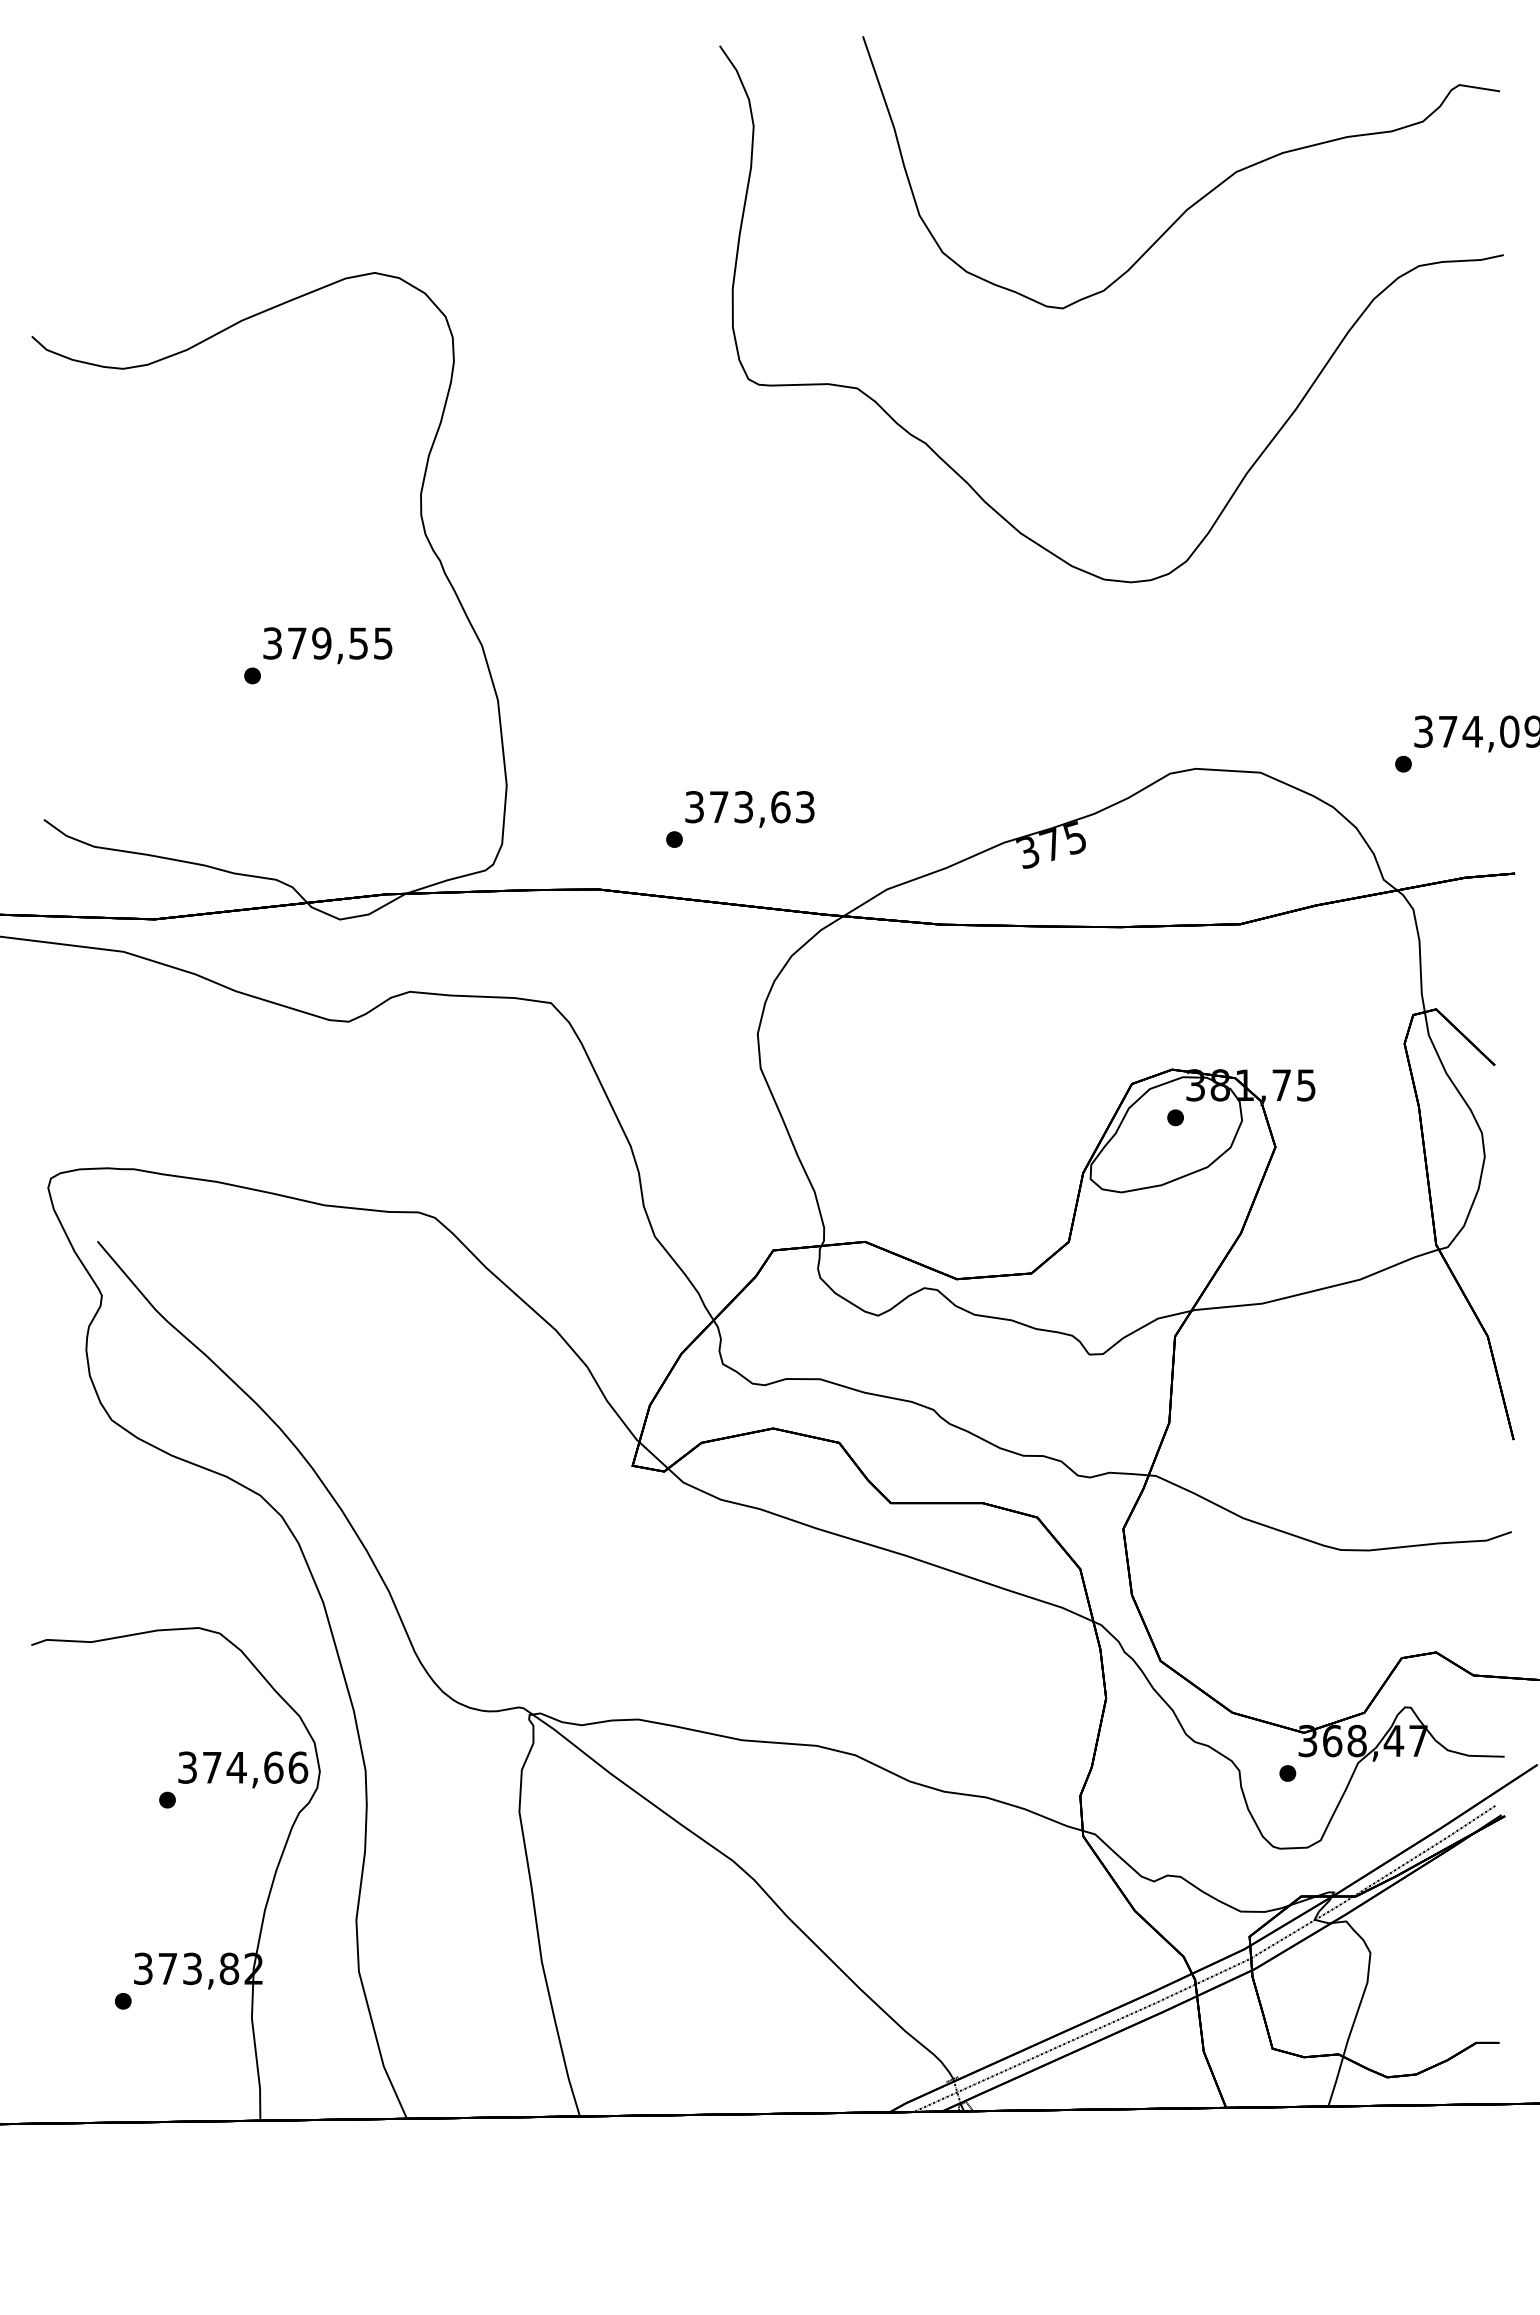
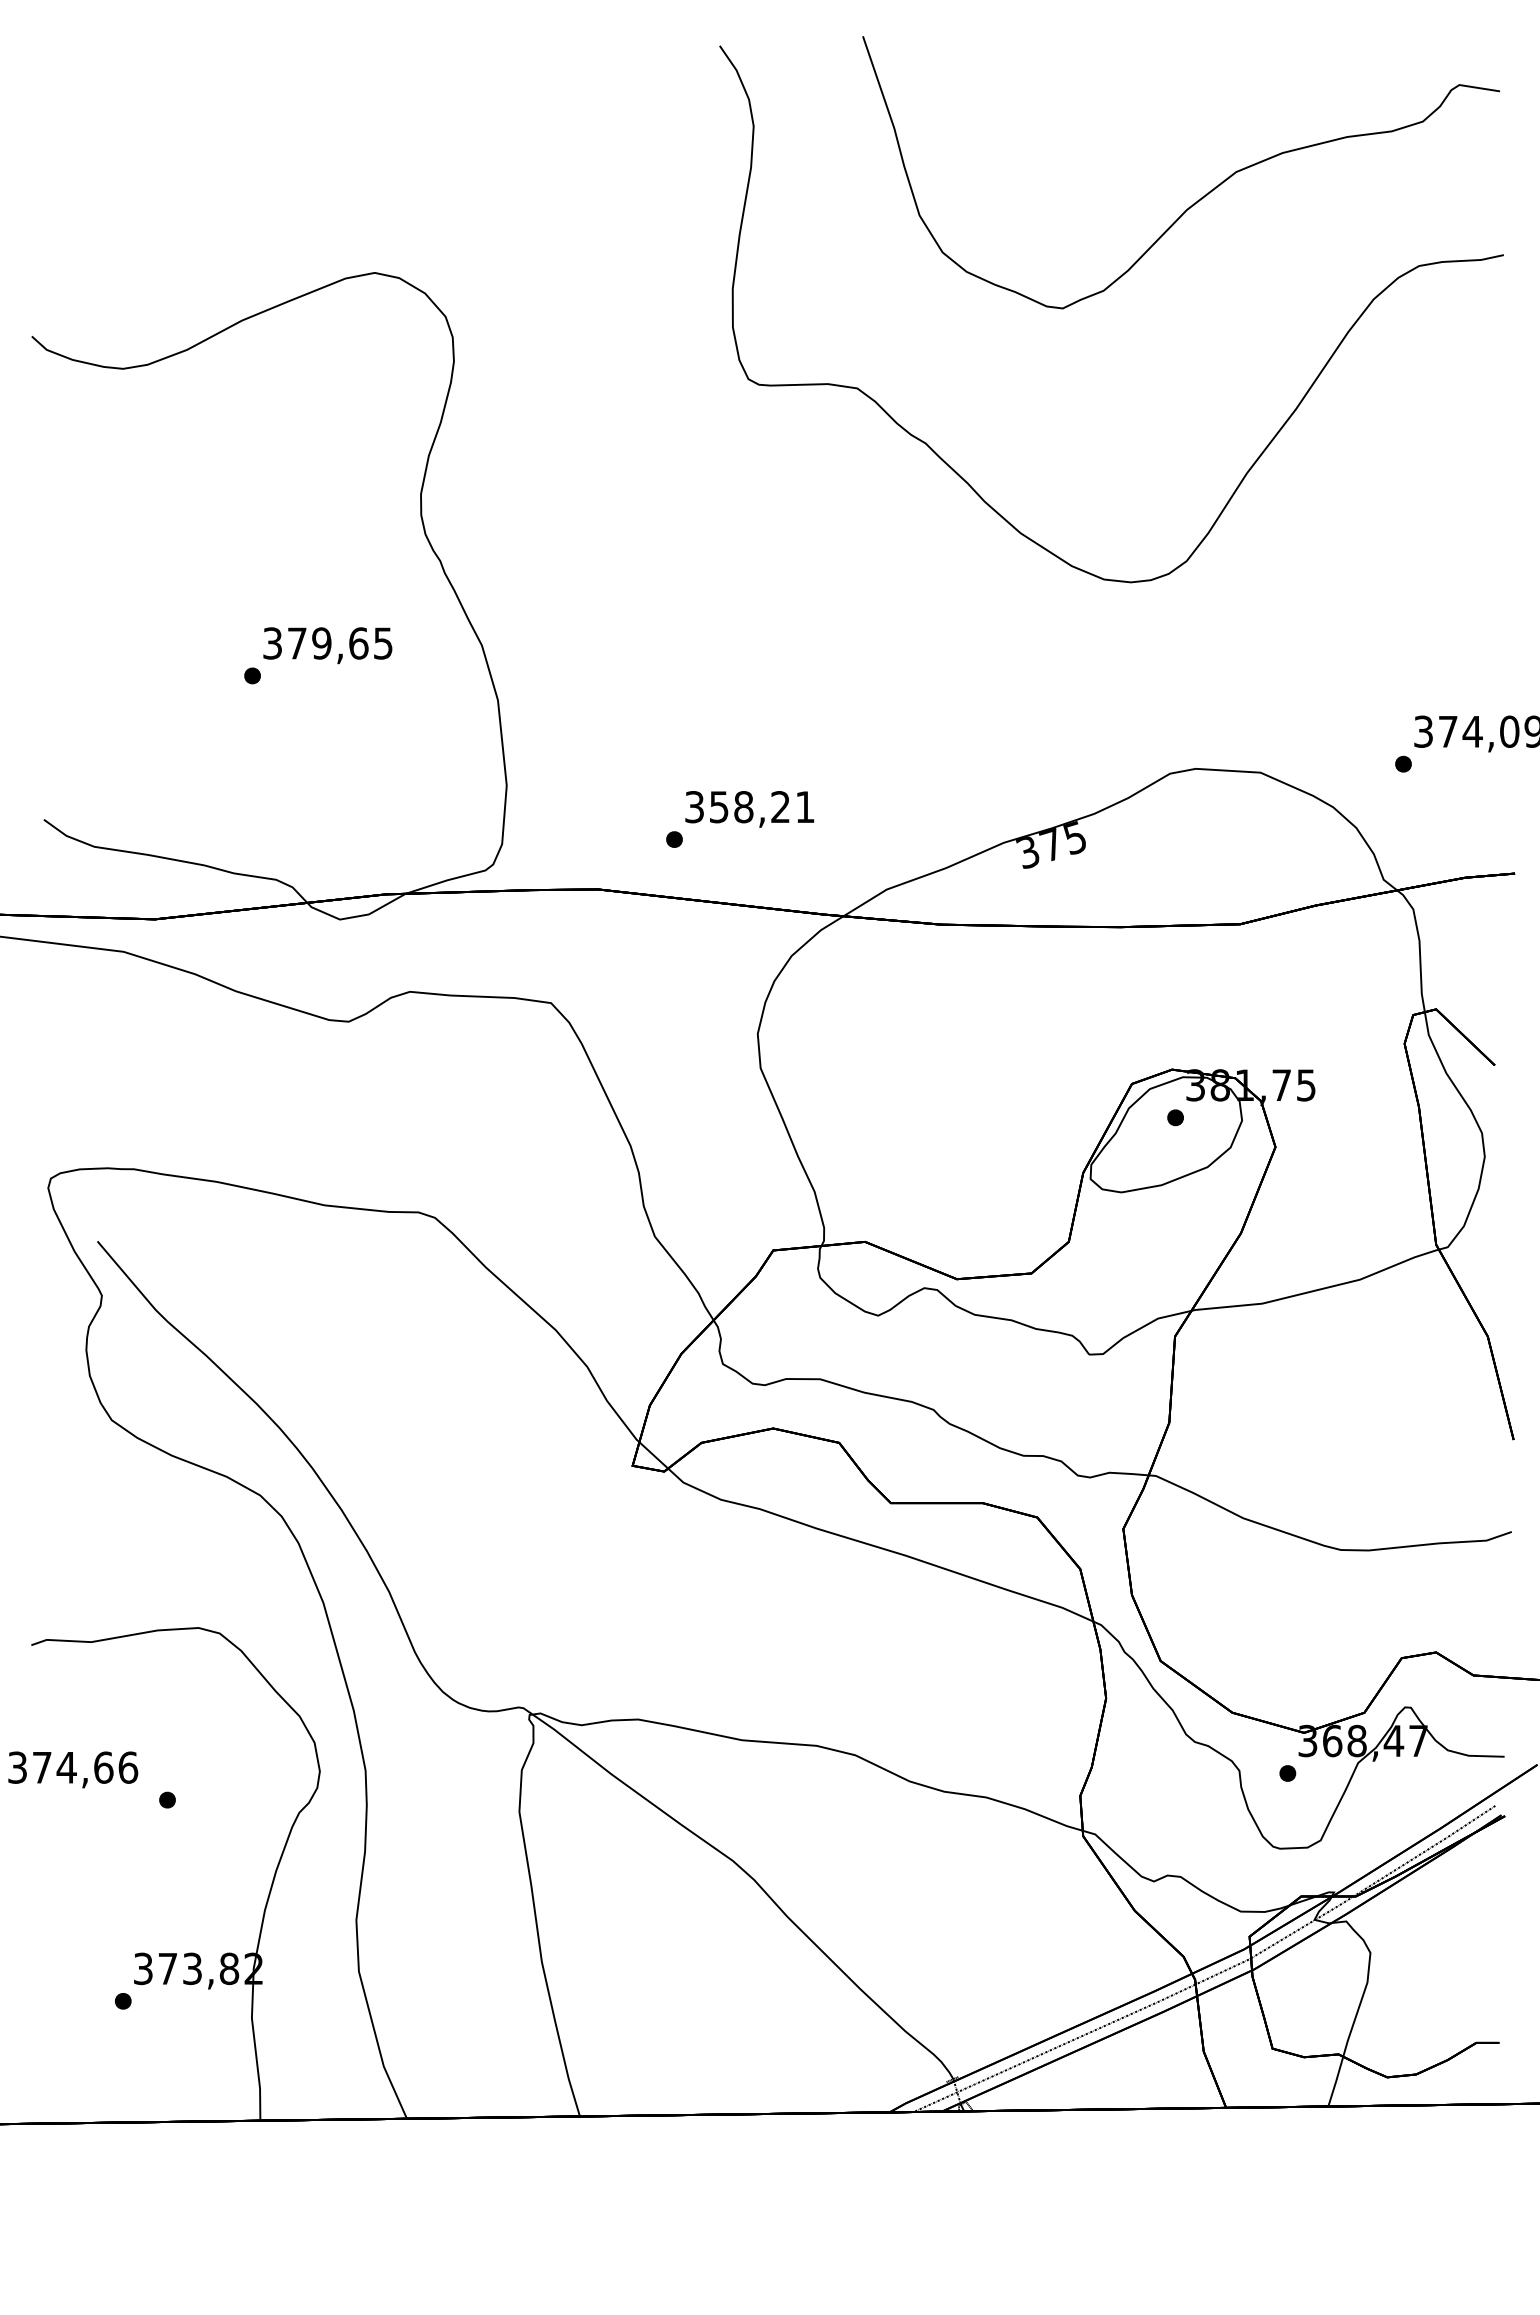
text: 379,55 -> 379,65 (358, 643)
text: 373,63 -> 358,21 (762, 807)
text position: (243, 1769) -> (73, 1769) (73, 1769)
